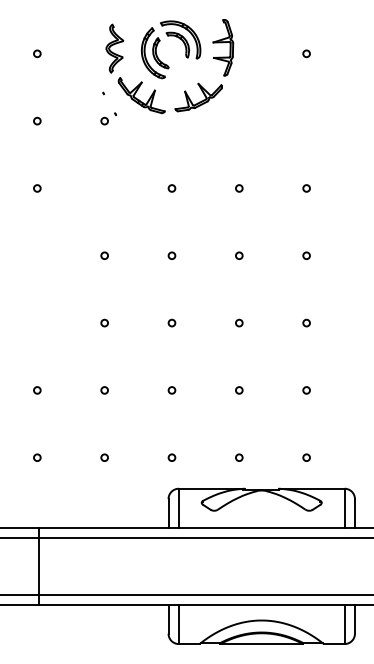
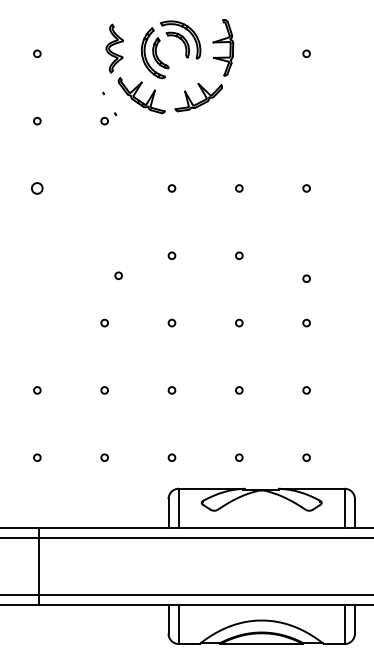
circle size: 9x9 px -> 13x13 px (37, 188)
circle position: (104, 255) -> (118, 275) (118, 275)
circle position: (306, 255) -> (306, 278) (306, 278)
